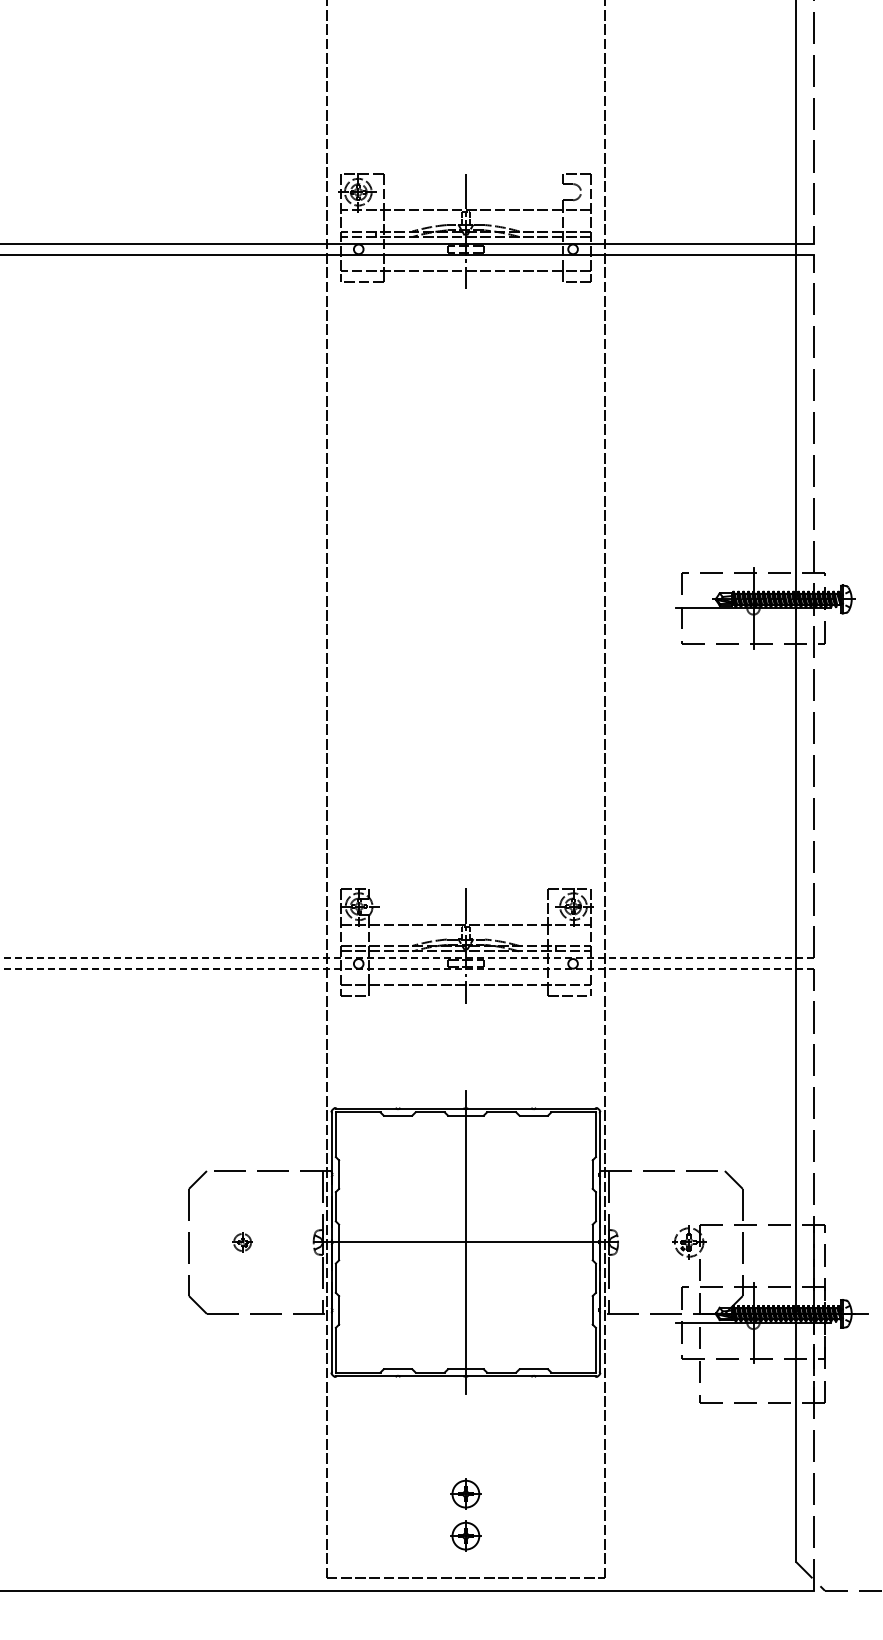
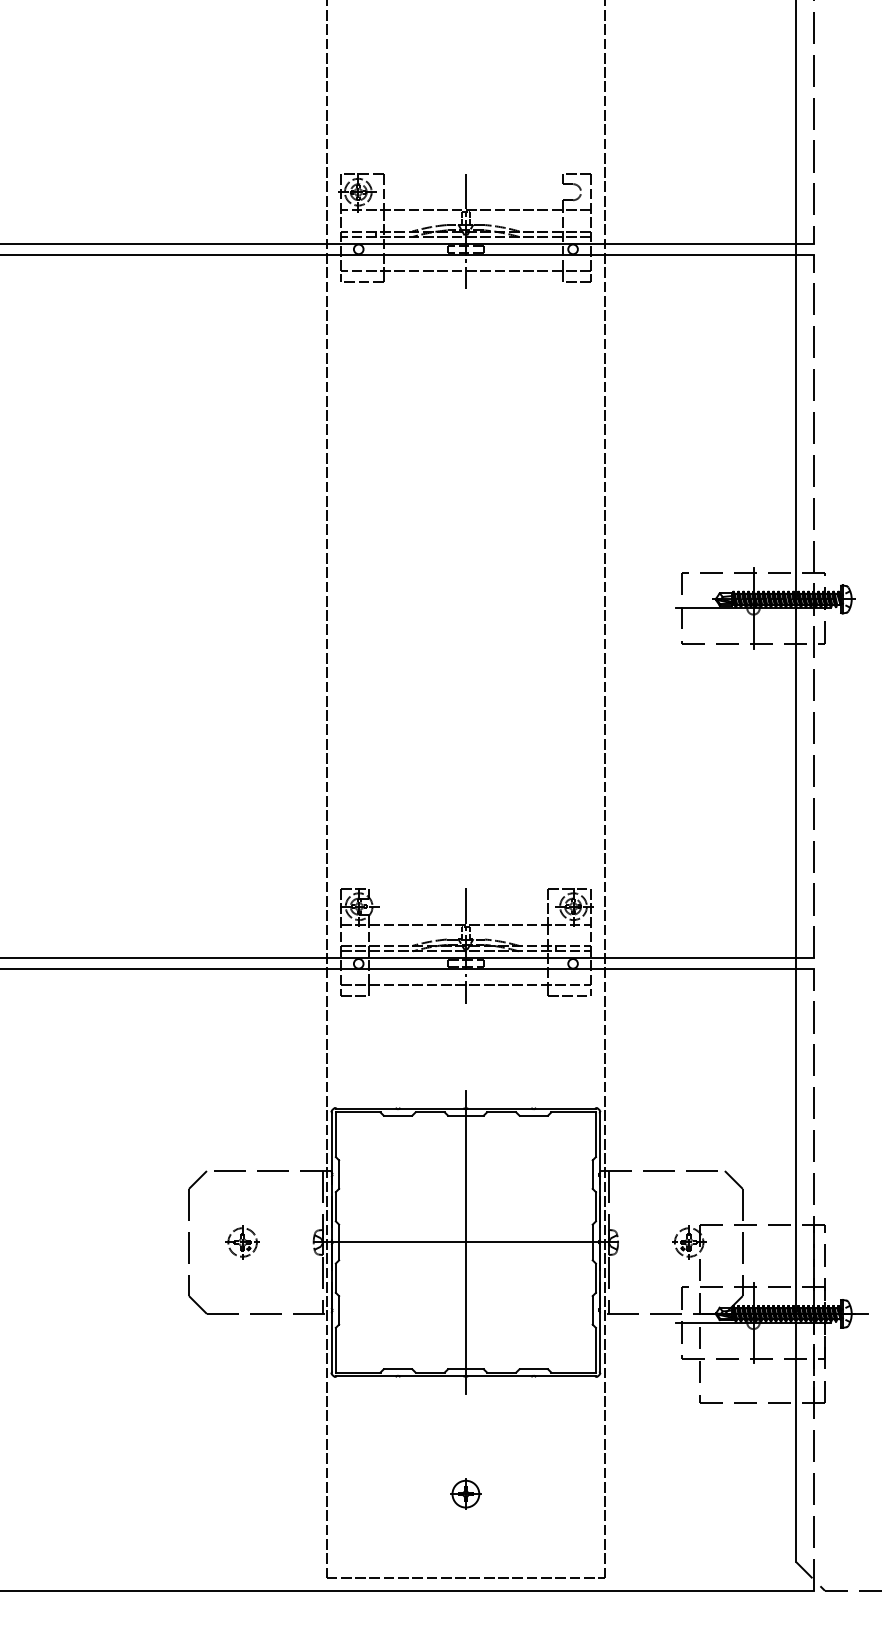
line: dashed -> solid (407, 958)
line: dashed -> solid (407, 969)
part size: 21x21 px -> 35x35 px (242, 1242)
part: present -> none (465, 1535)
